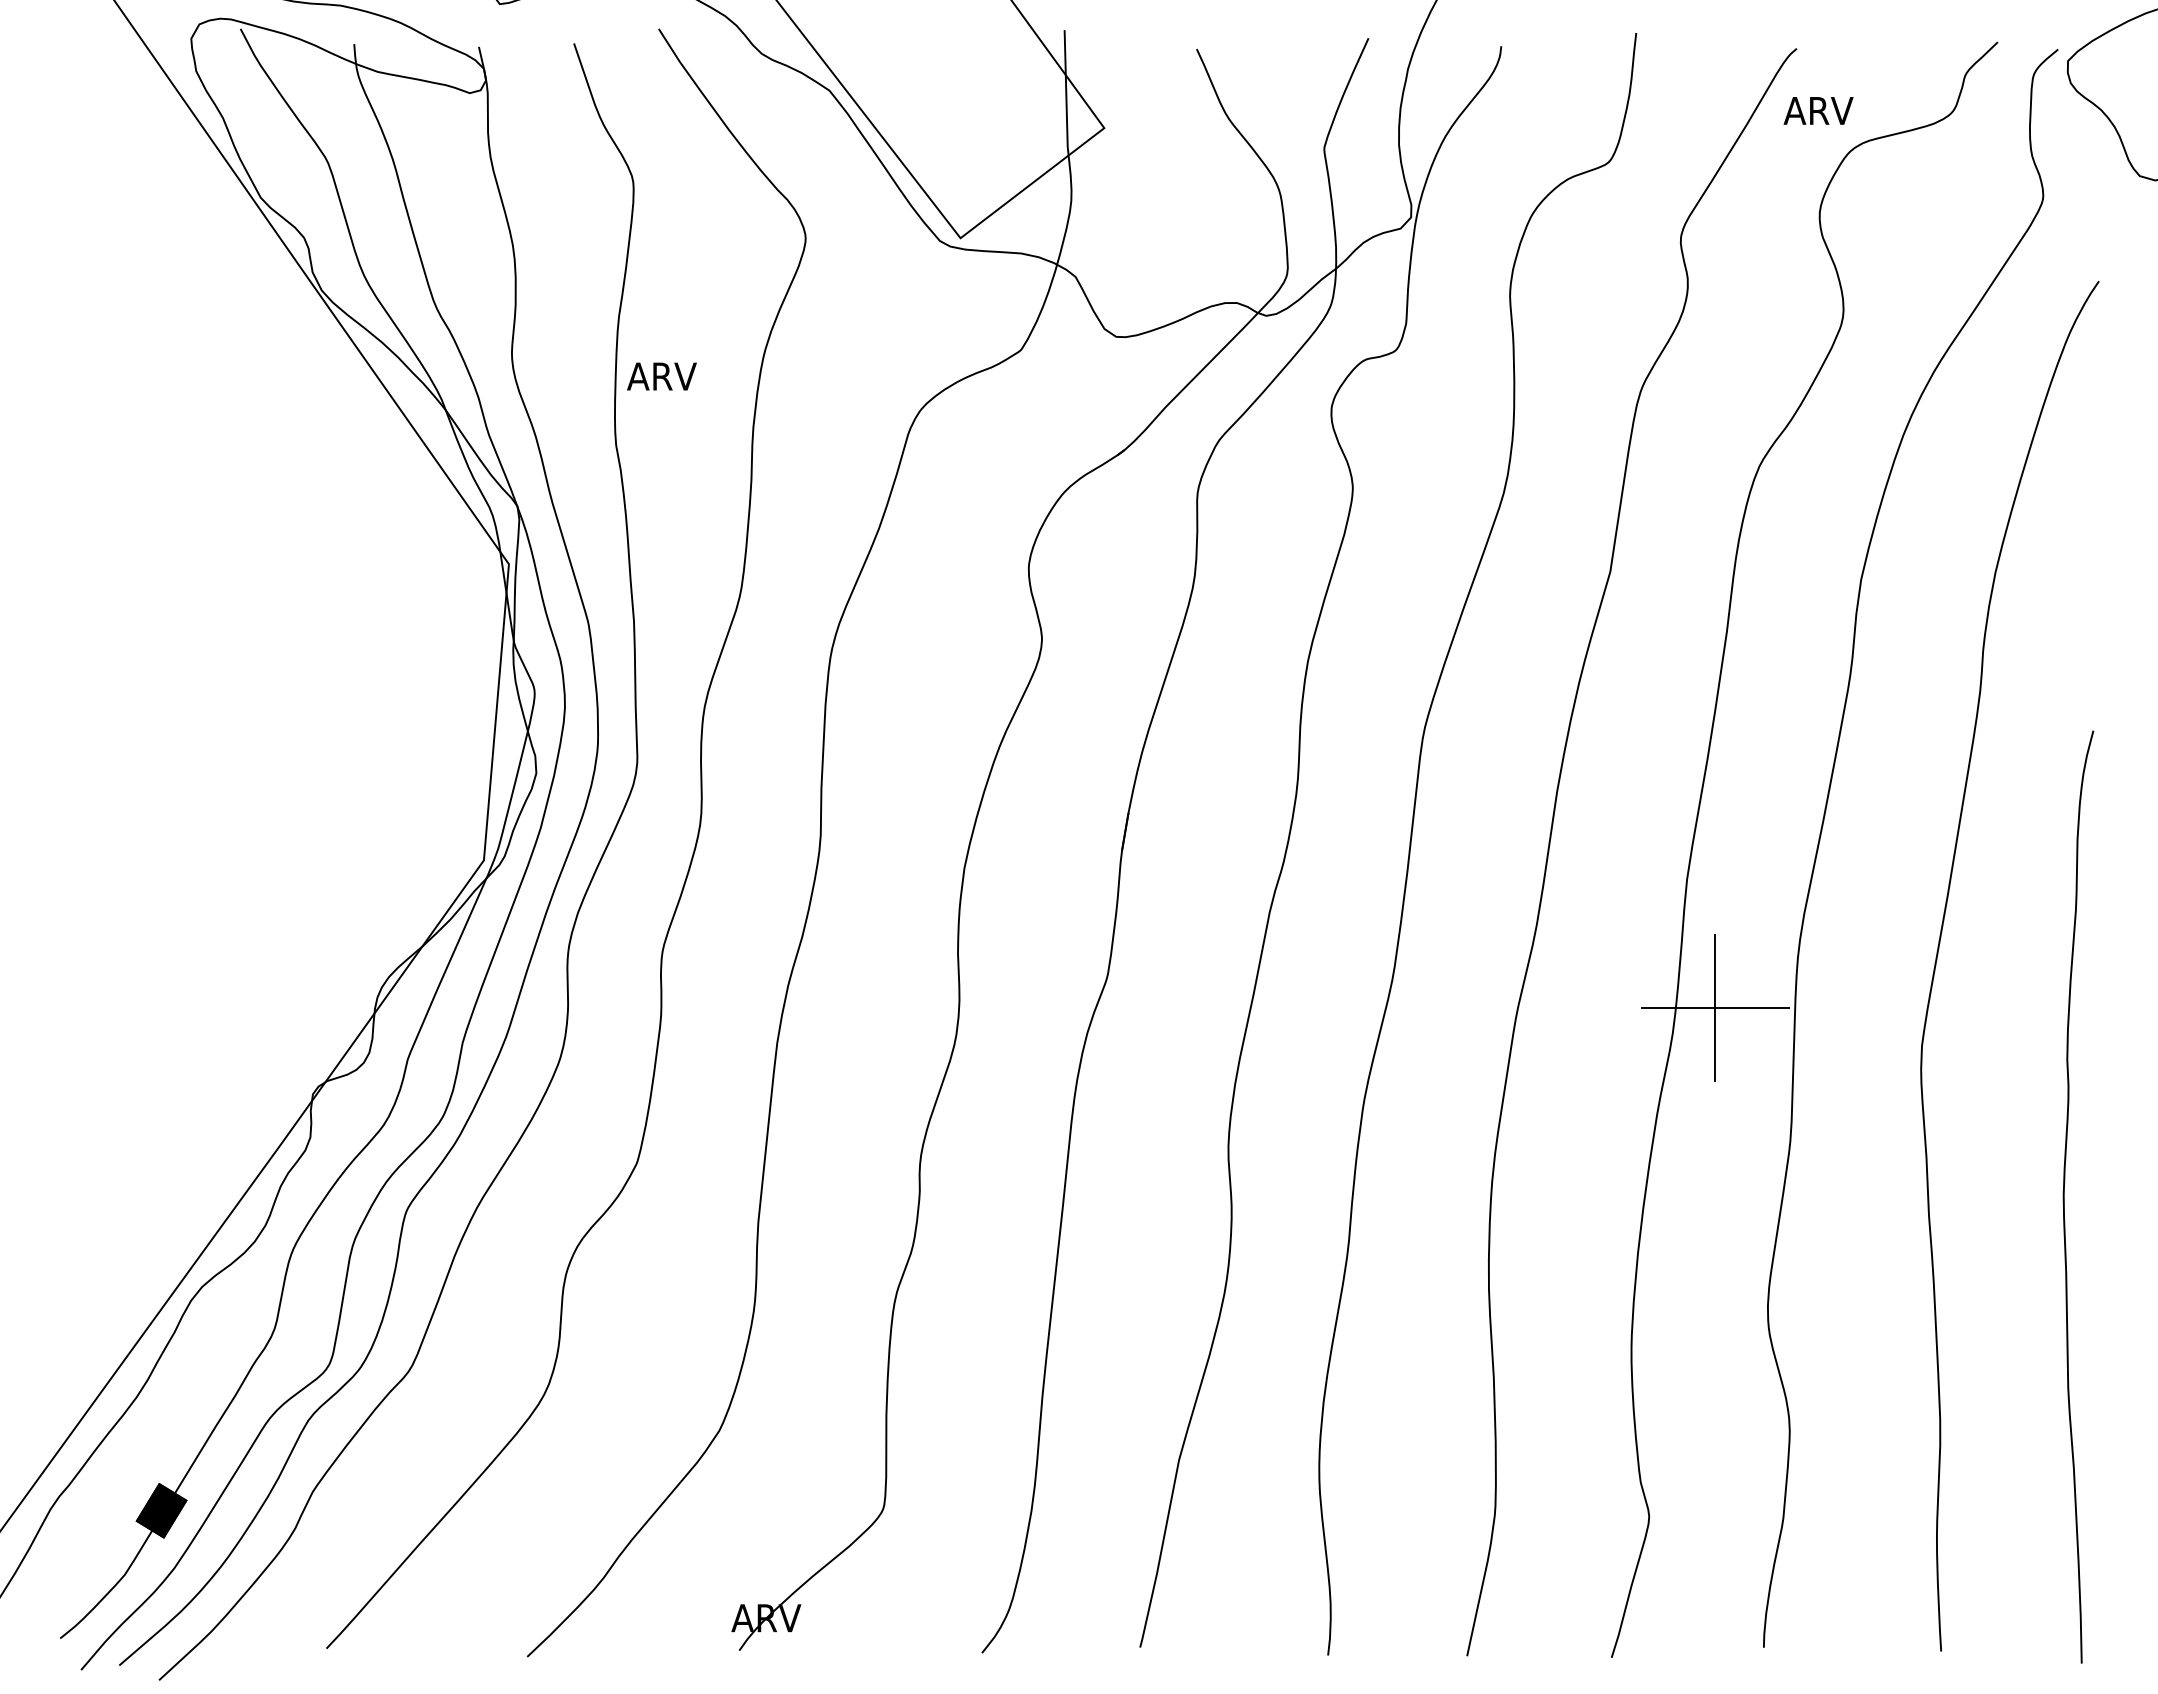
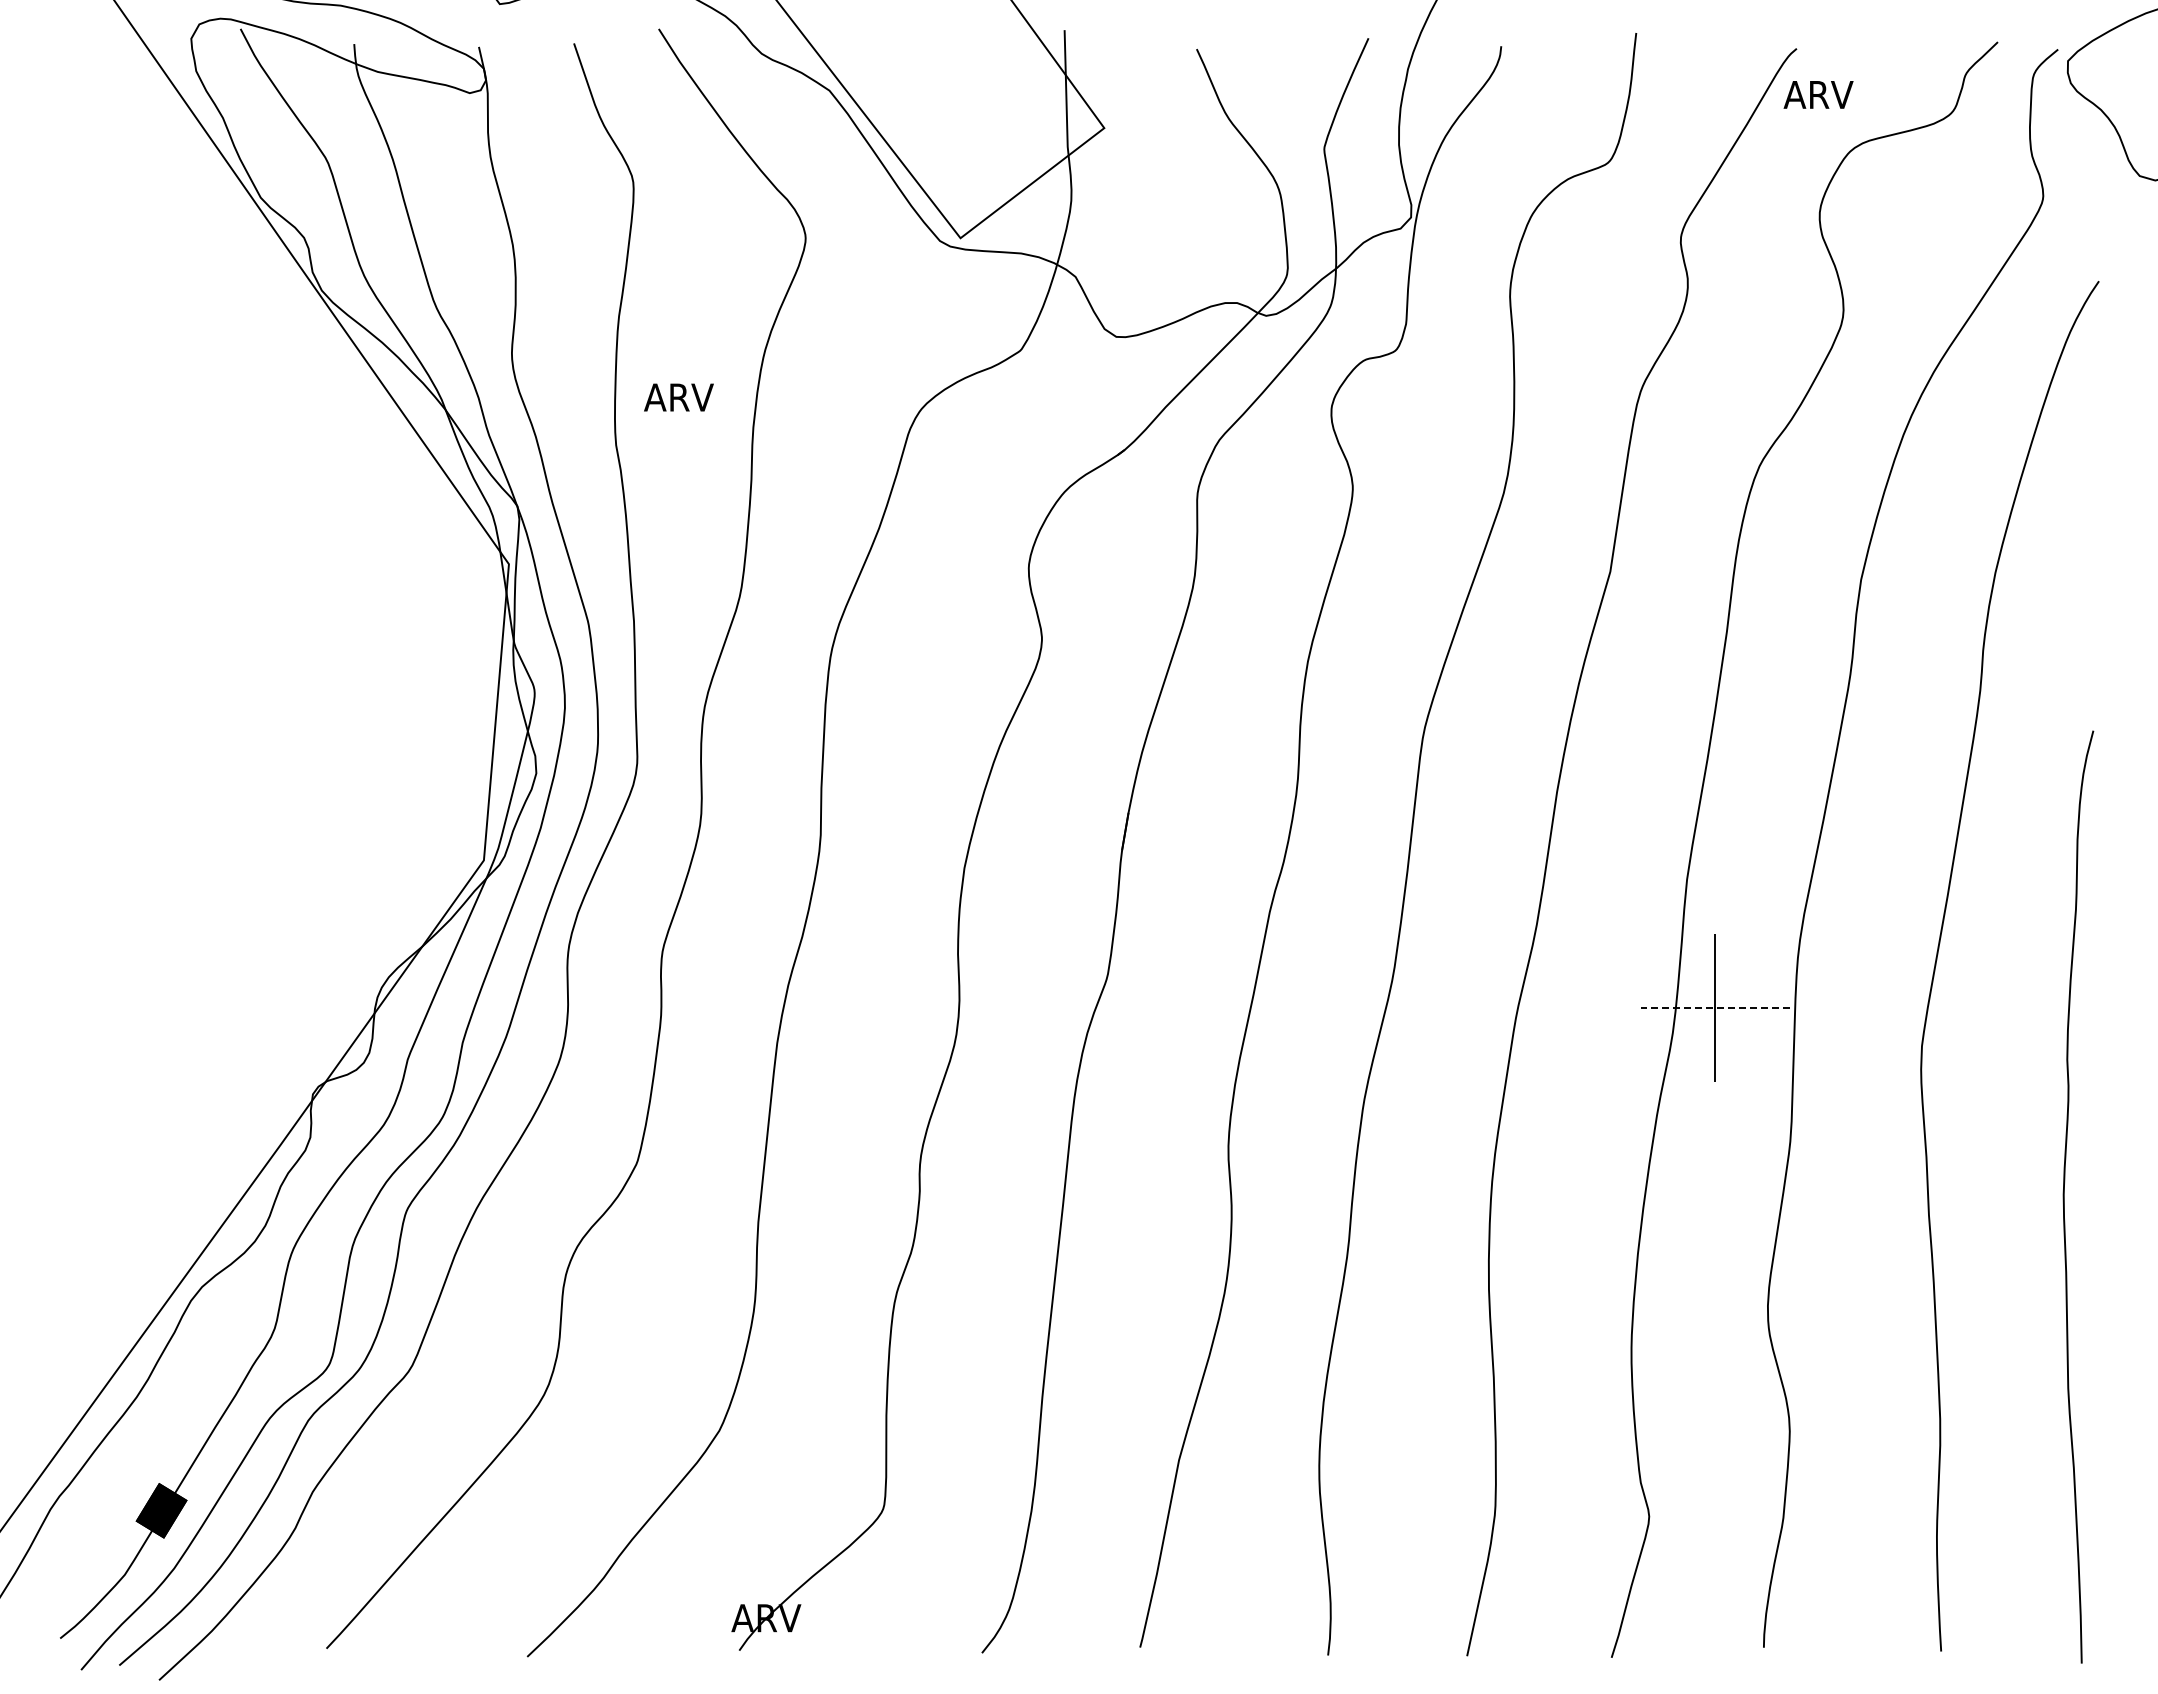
text position: (1818, 110) -> (1818, 94) (1818, 94)
text position: (661, 376) -> (678, 397) (678, 397)
line: solid -> dashed (1714, 1007)
